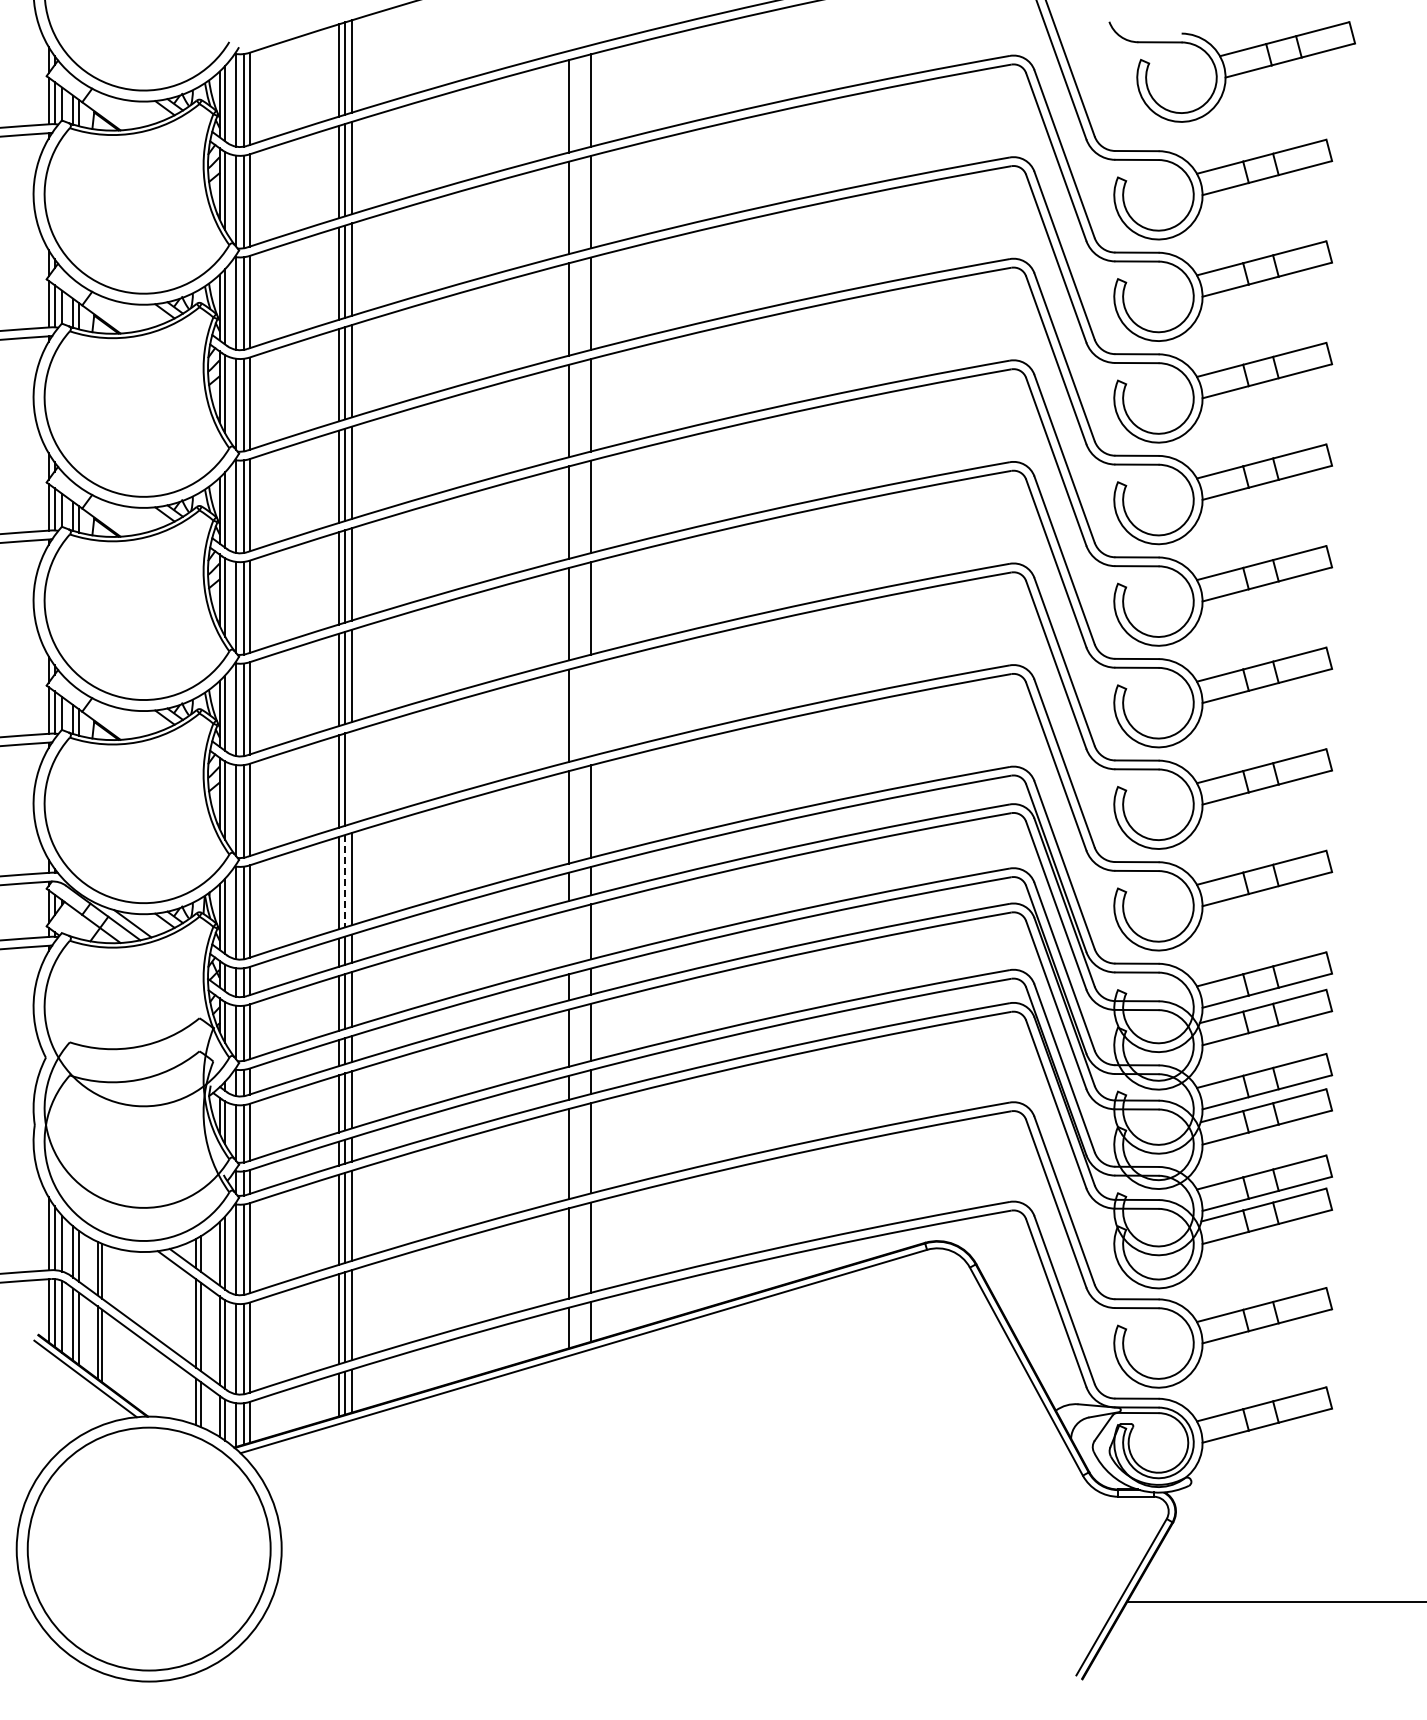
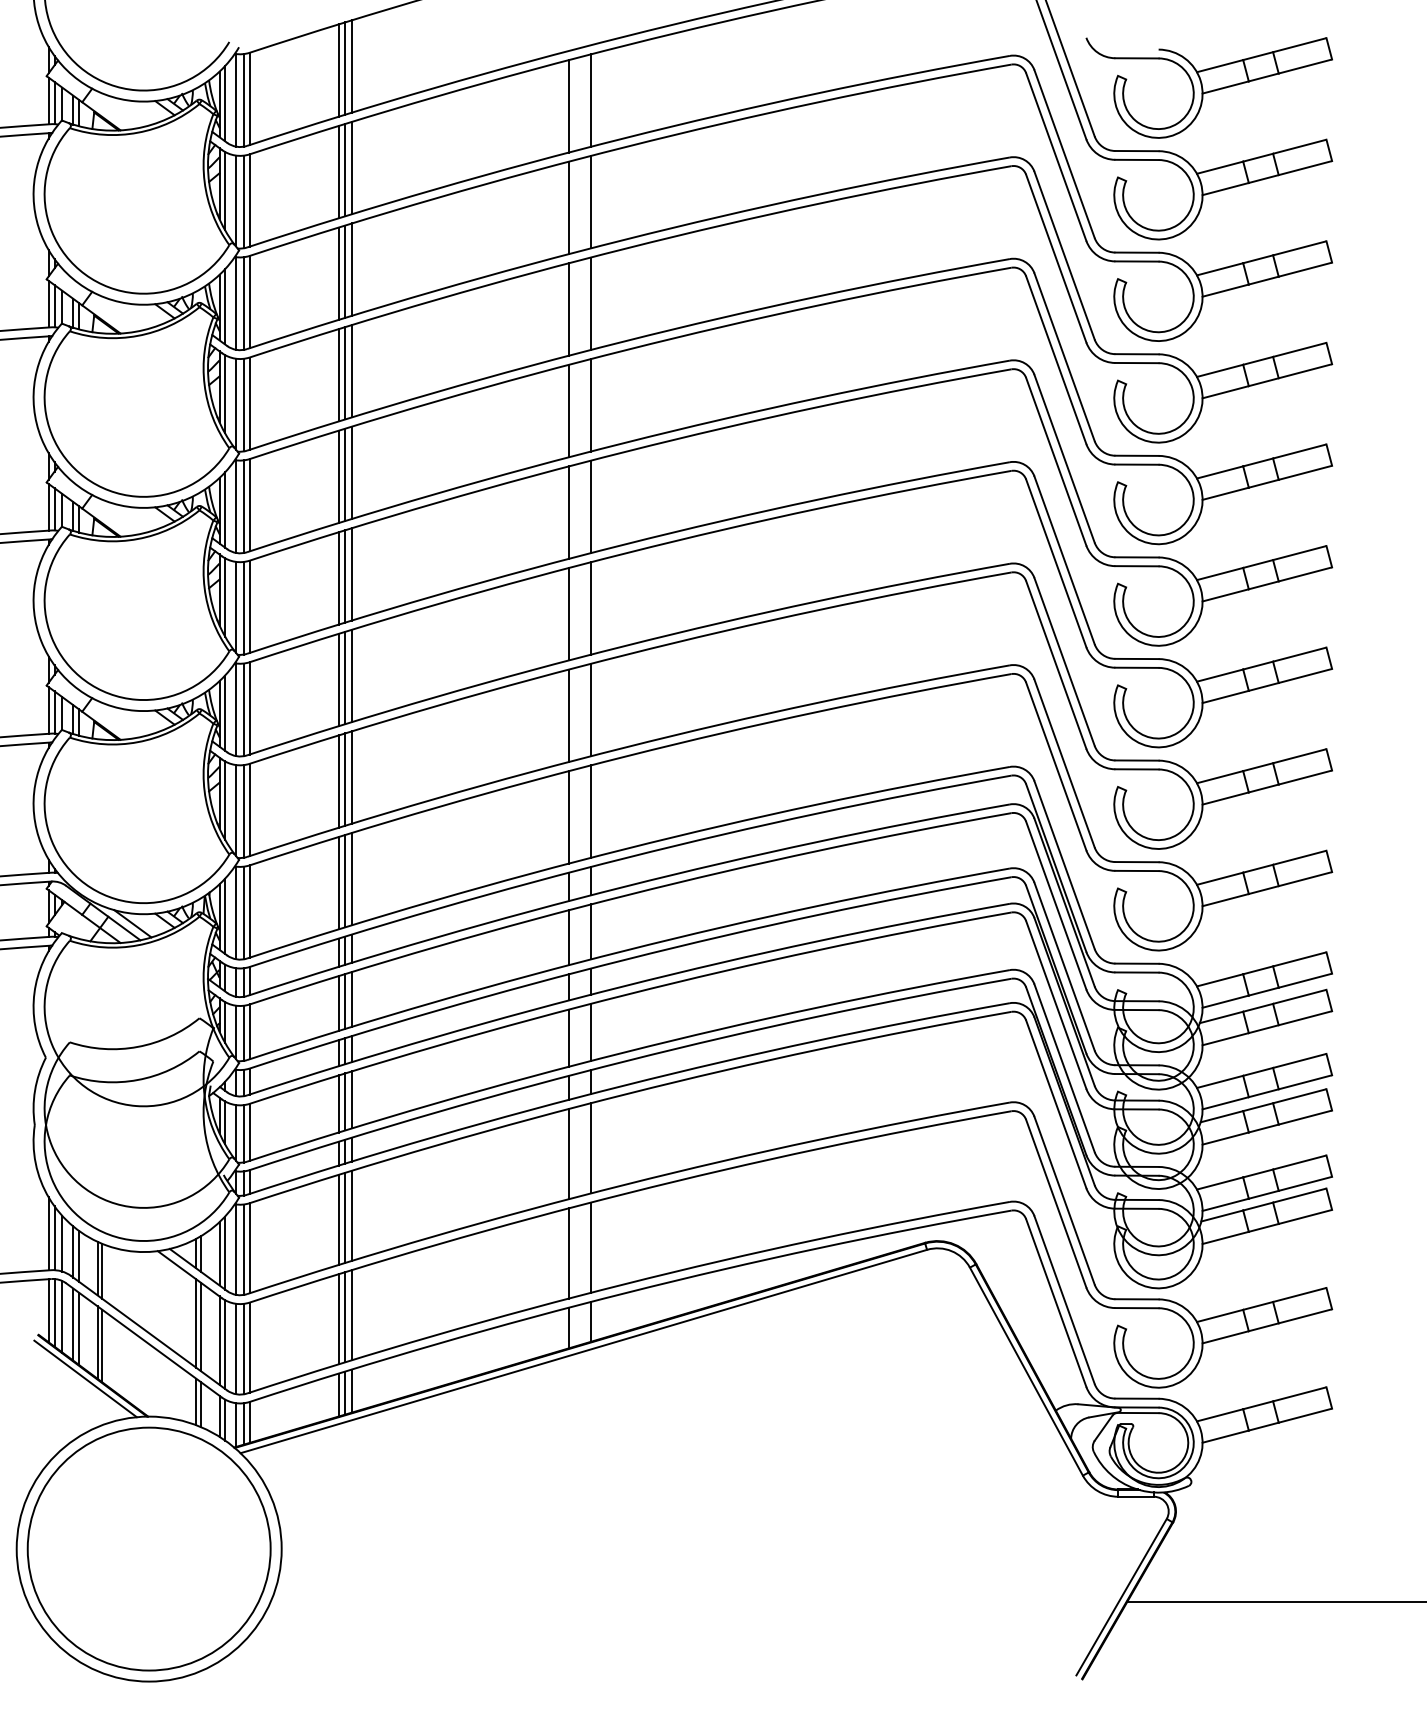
part position: (1231, 71) -> (1208, 87) (1208, 87)
line: none -> present (590, 709)
line: none -> present (351, 777)
line: dashed -> solid (345, 881)
line: none -> present (568, 937)
